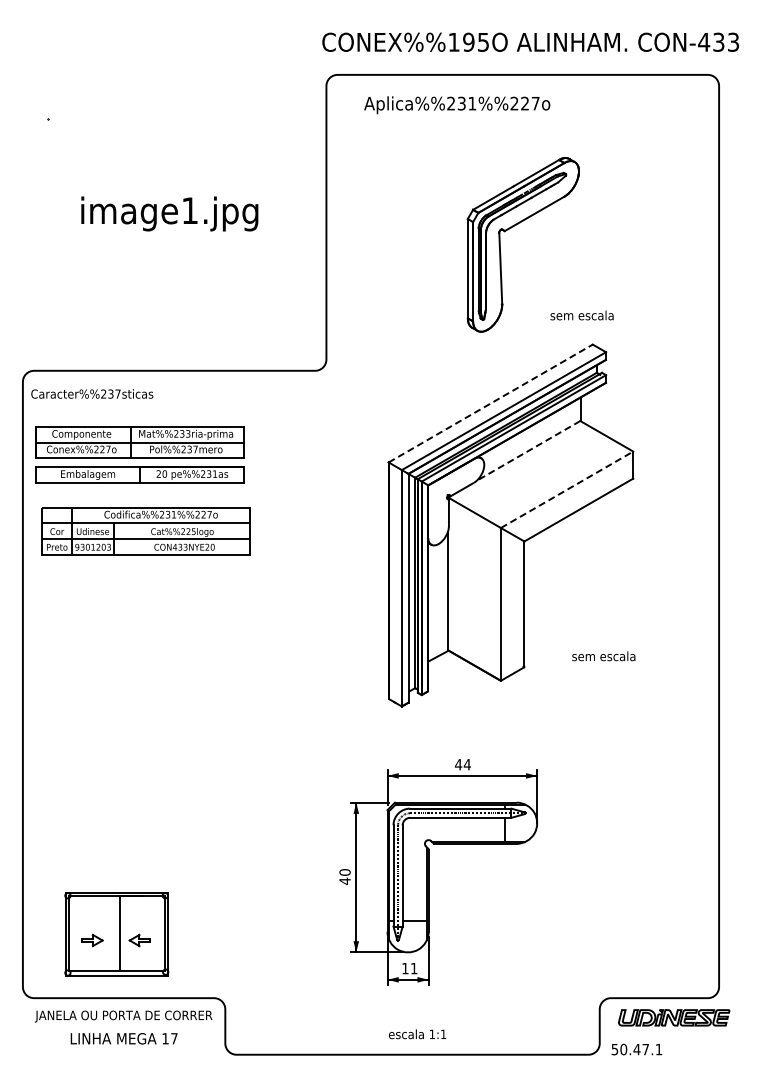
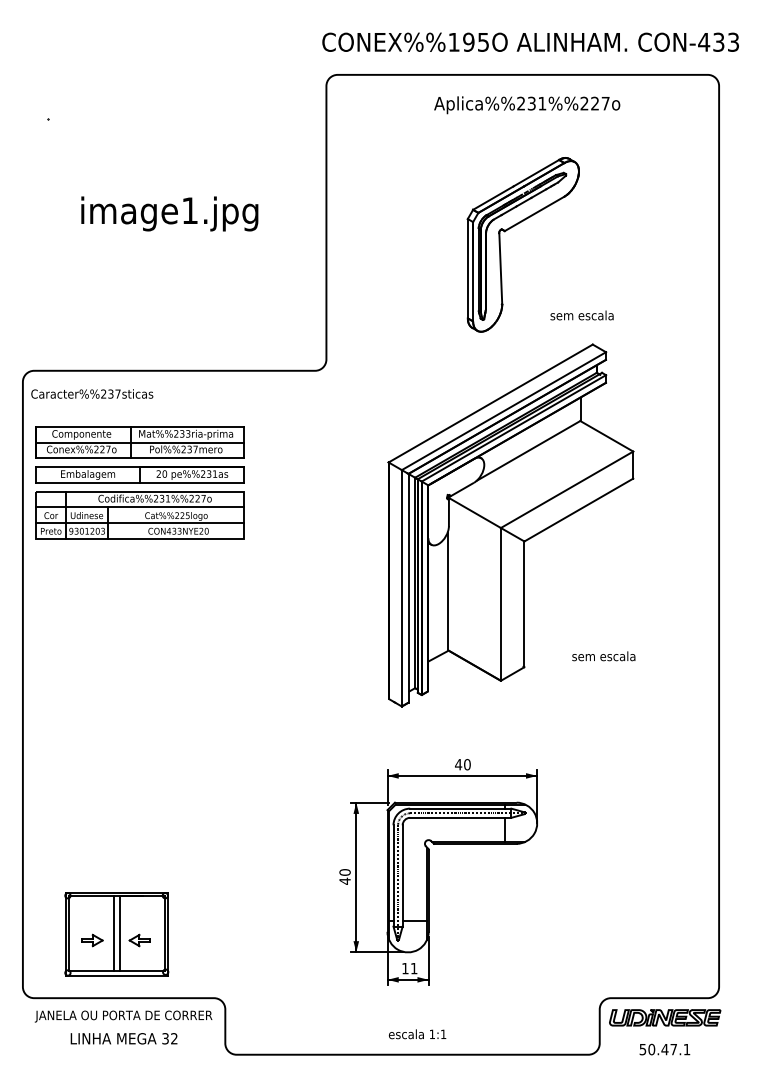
text position: (457, 105) -> (527, 105) (527, 105)
line: dashed -> solid (490, 403)
line: dashed -> solid (528, 450)
line: dashed -> solid (567, 489)
part position: (145, 531) -> (139, 515) (139, 515)
text: 44 -> 40 (466, 764)
line: none -> present (114, 933)
part position: (674, 1017) -> (665, 1017) (665, 1017)
text: 17 -> 32 (169, 1038)
text position: (636, 1049) -> (664, 1049) (664, 1049)
